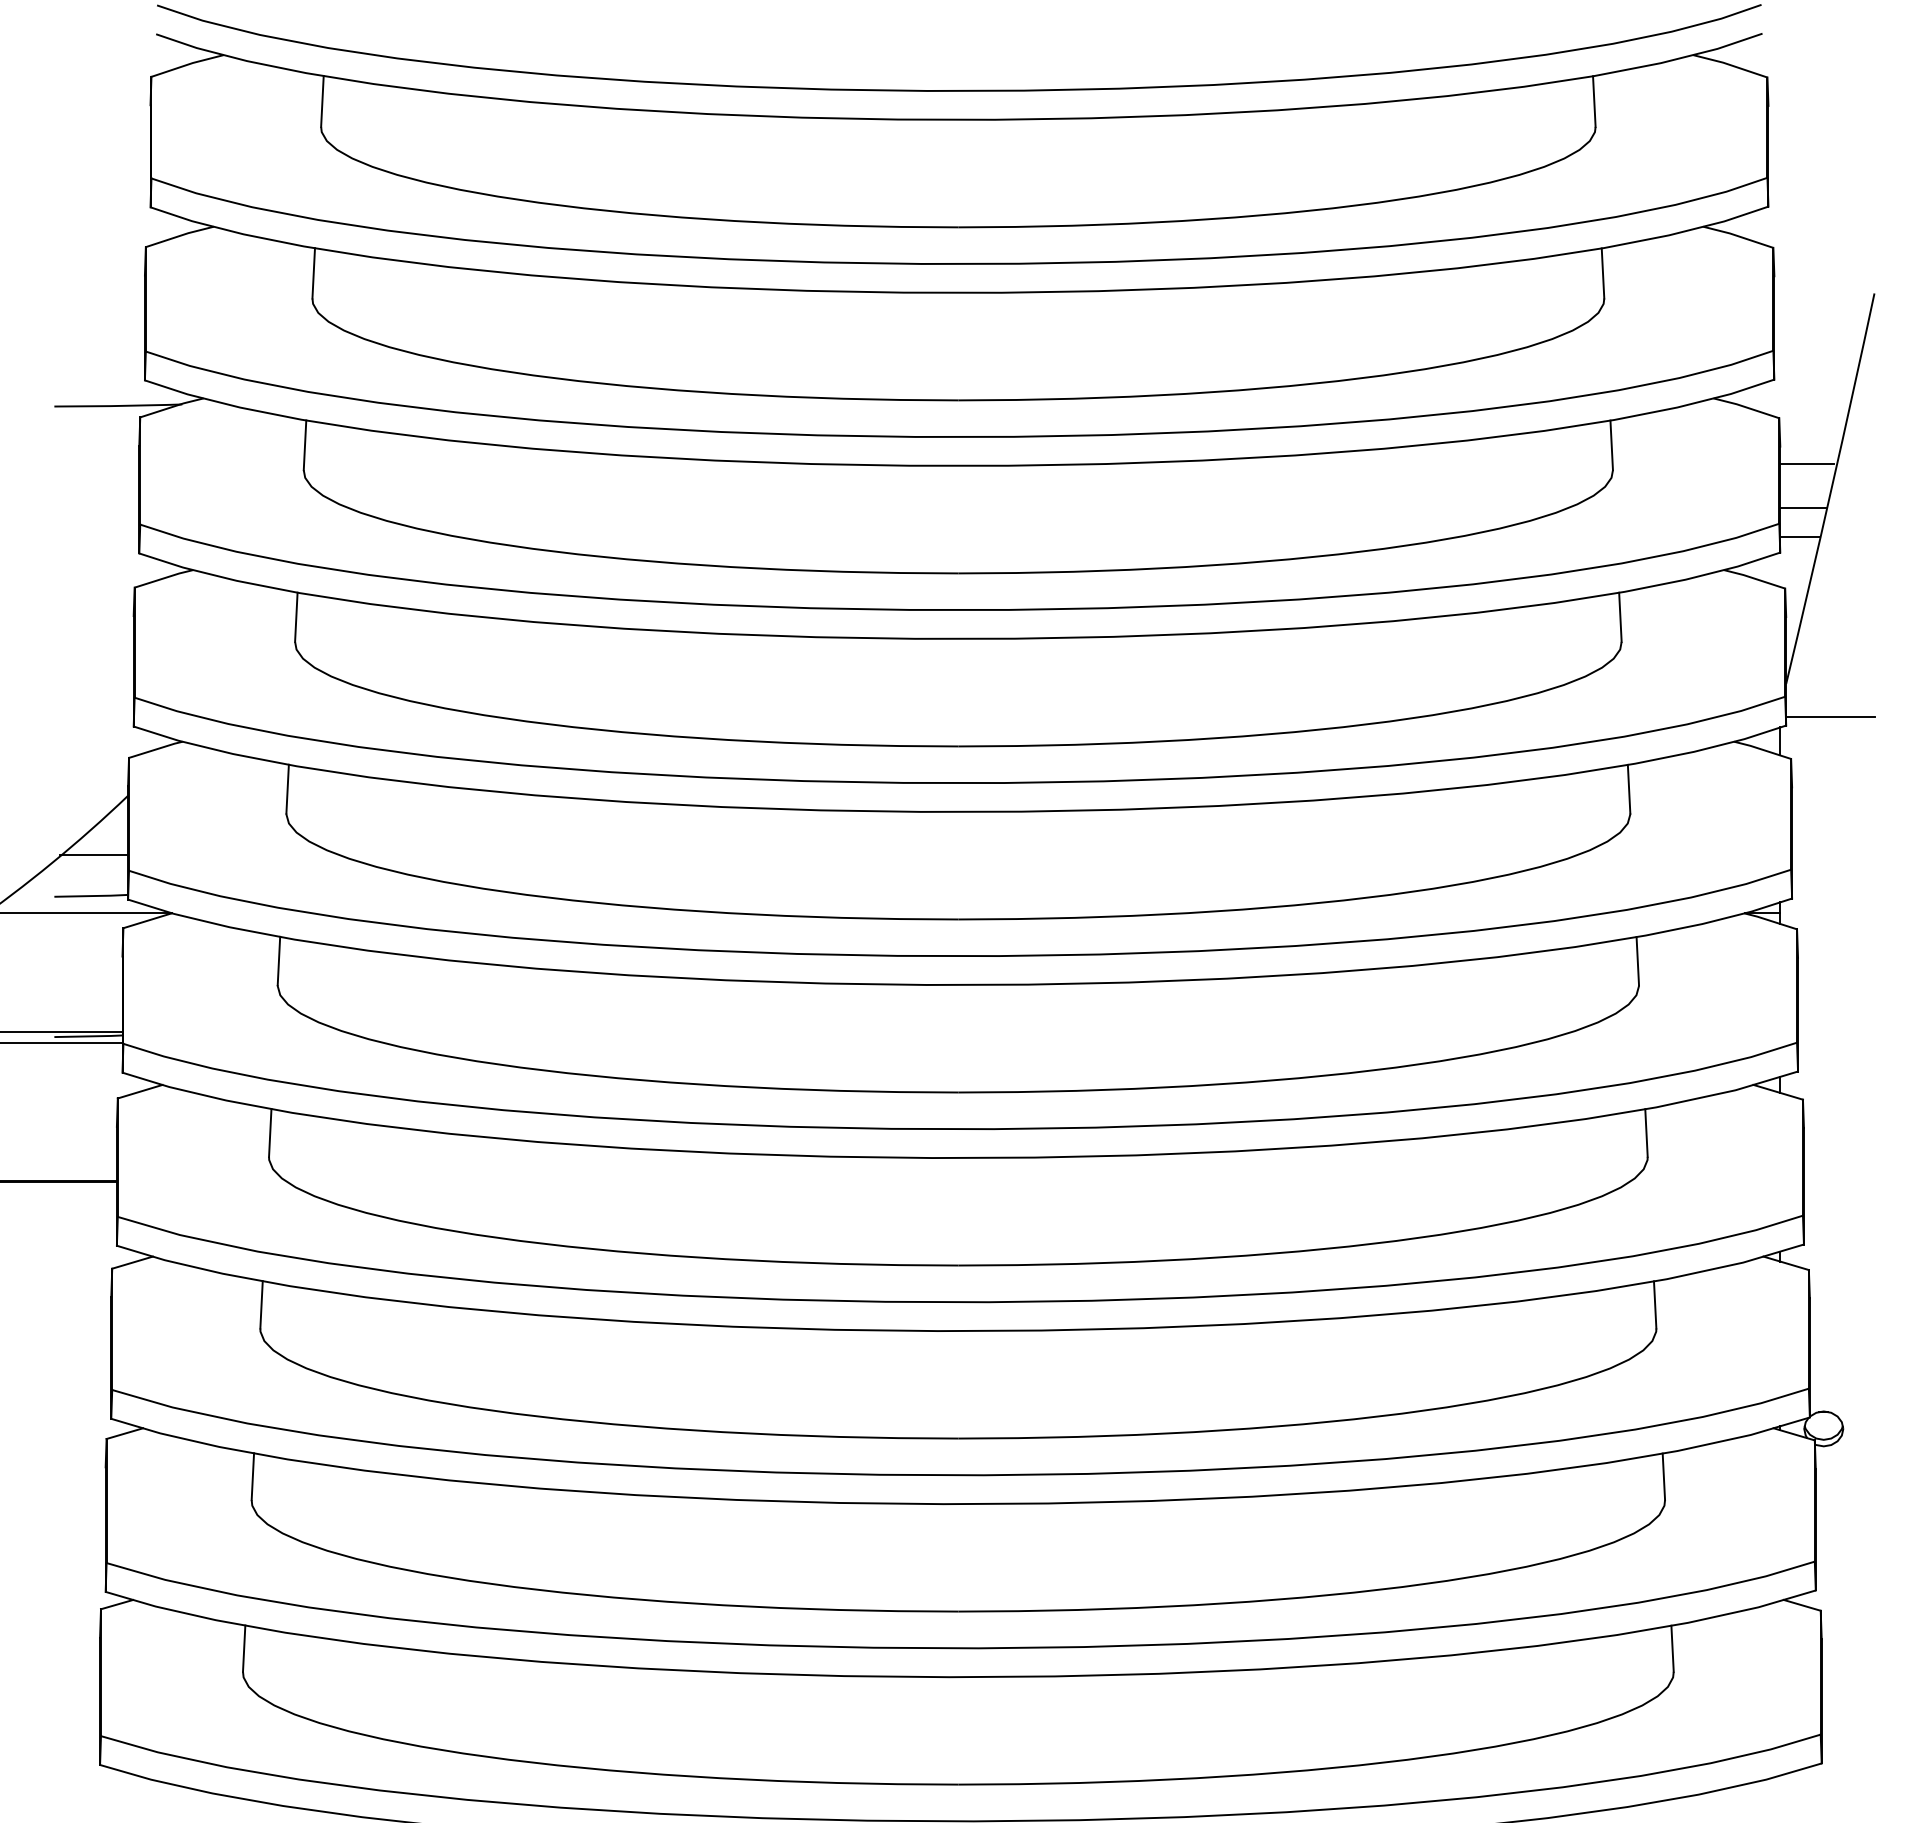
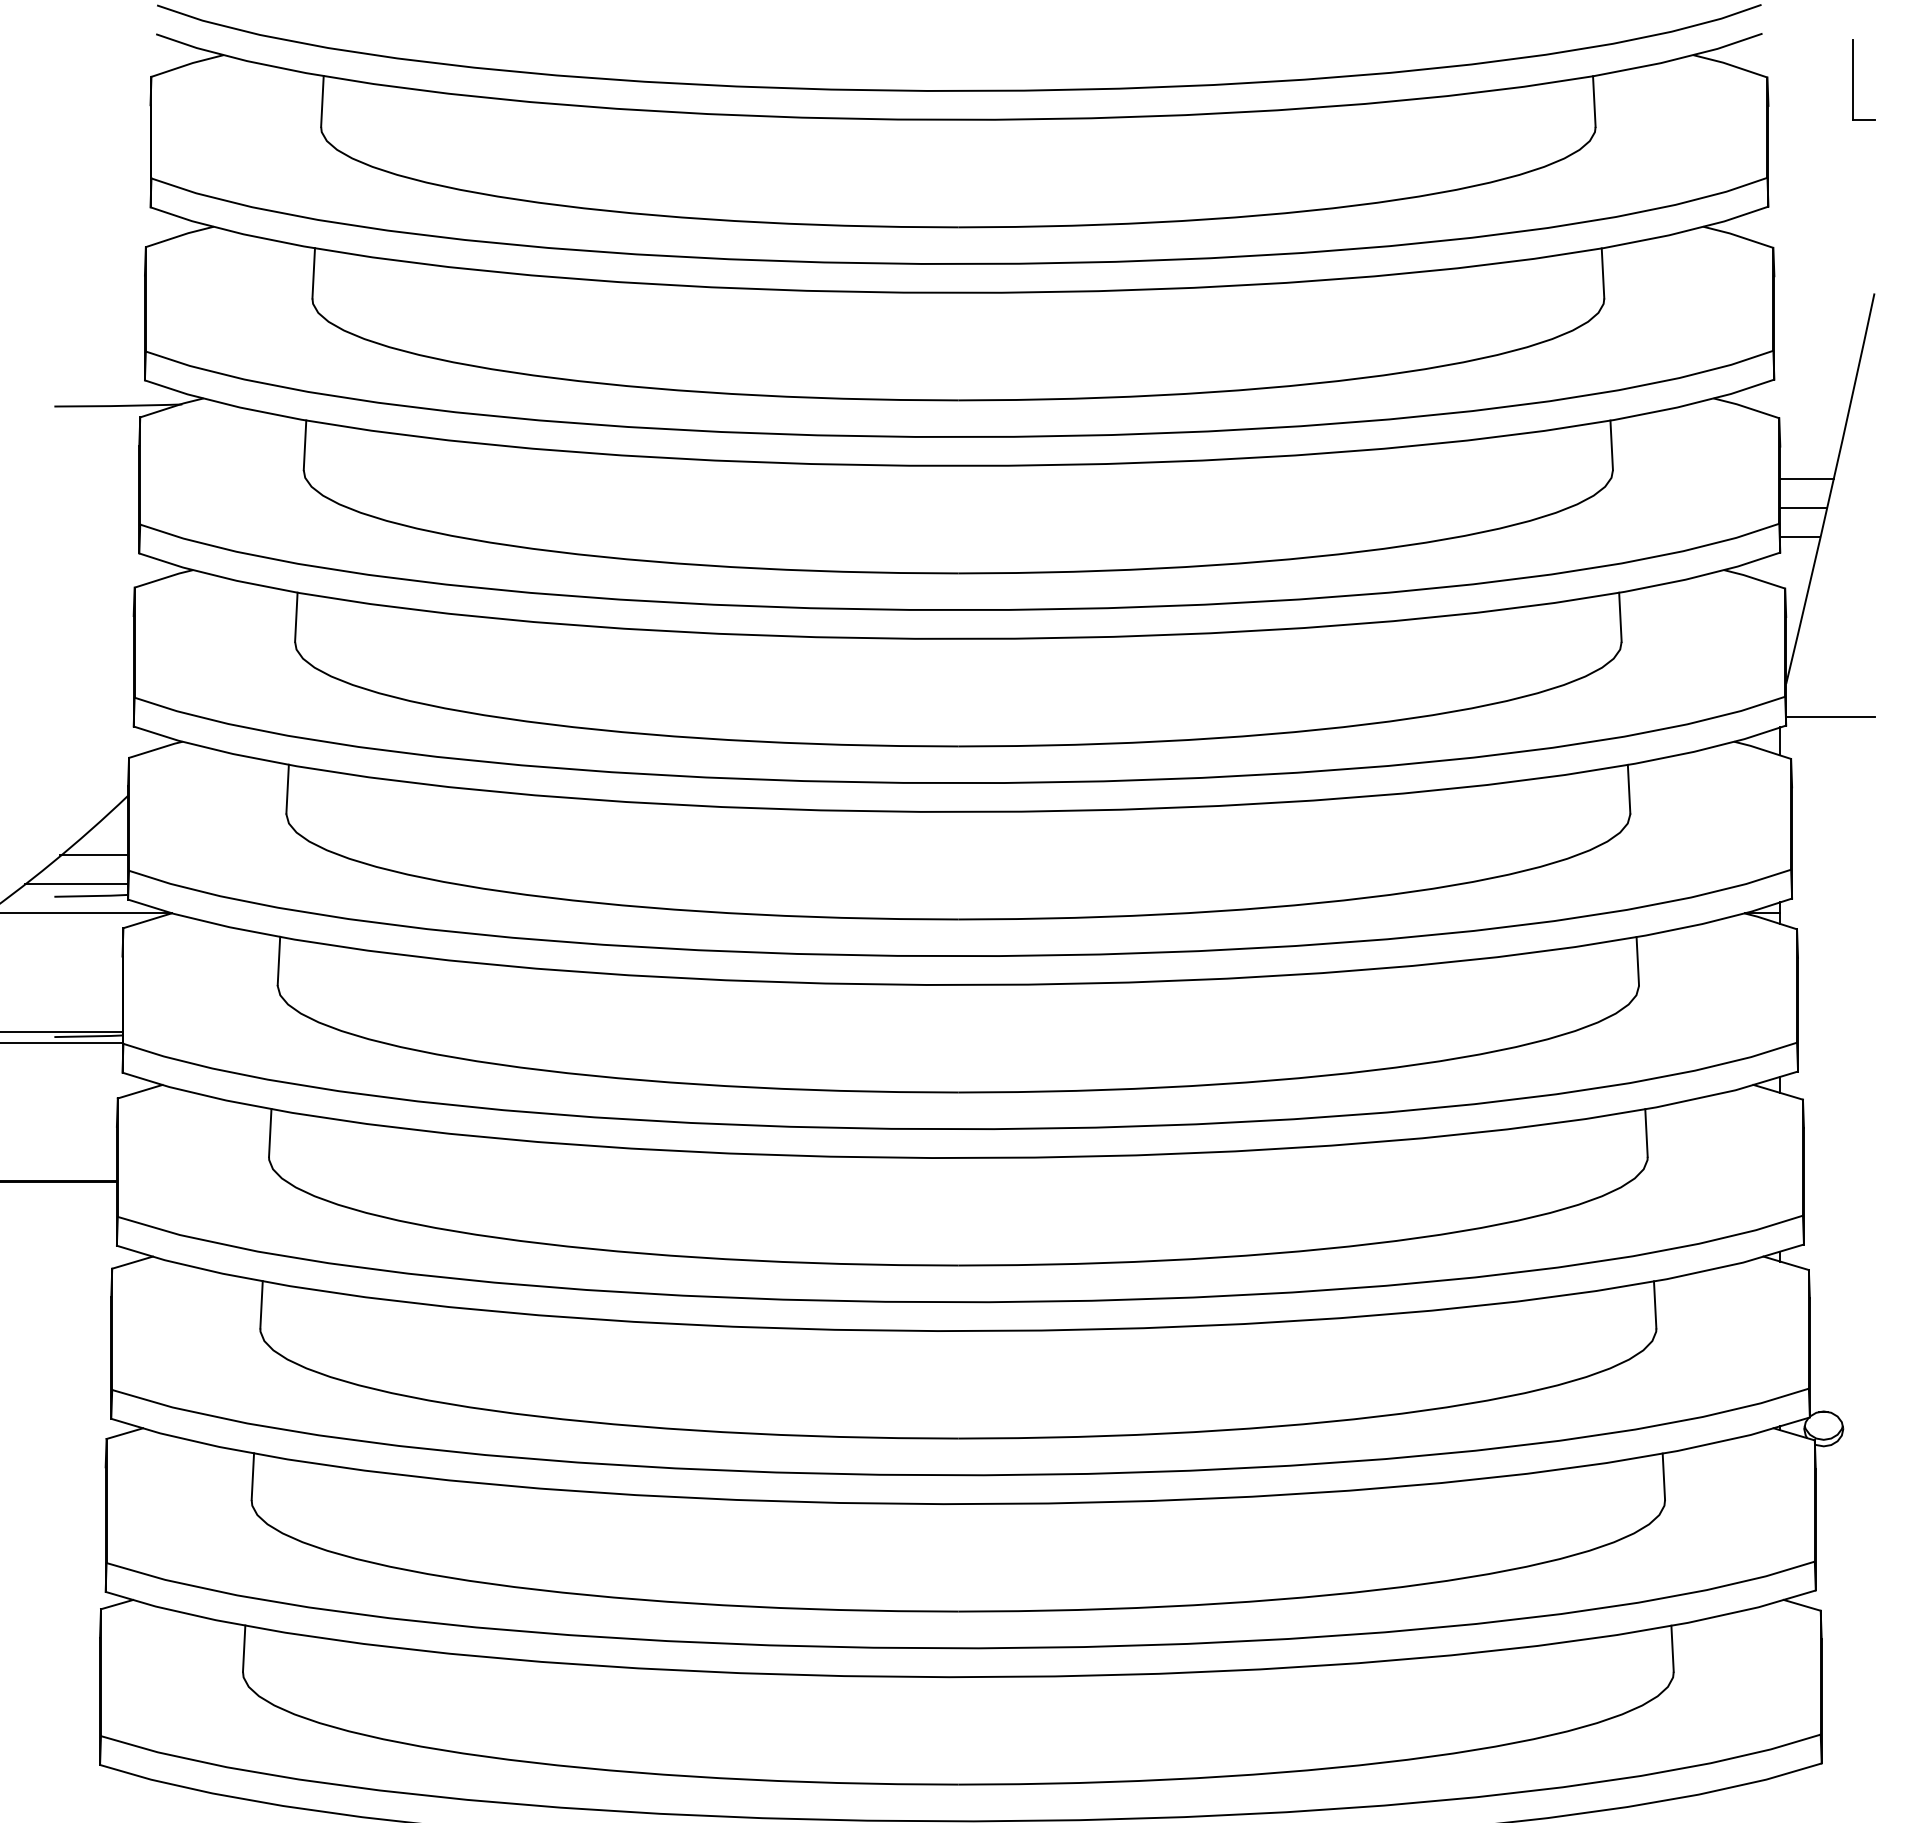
part: none -> present (1853, 79)
line position: (1806, 463) -> (1806, 478) (1806, 478)
line: none -> present (76, 884)
